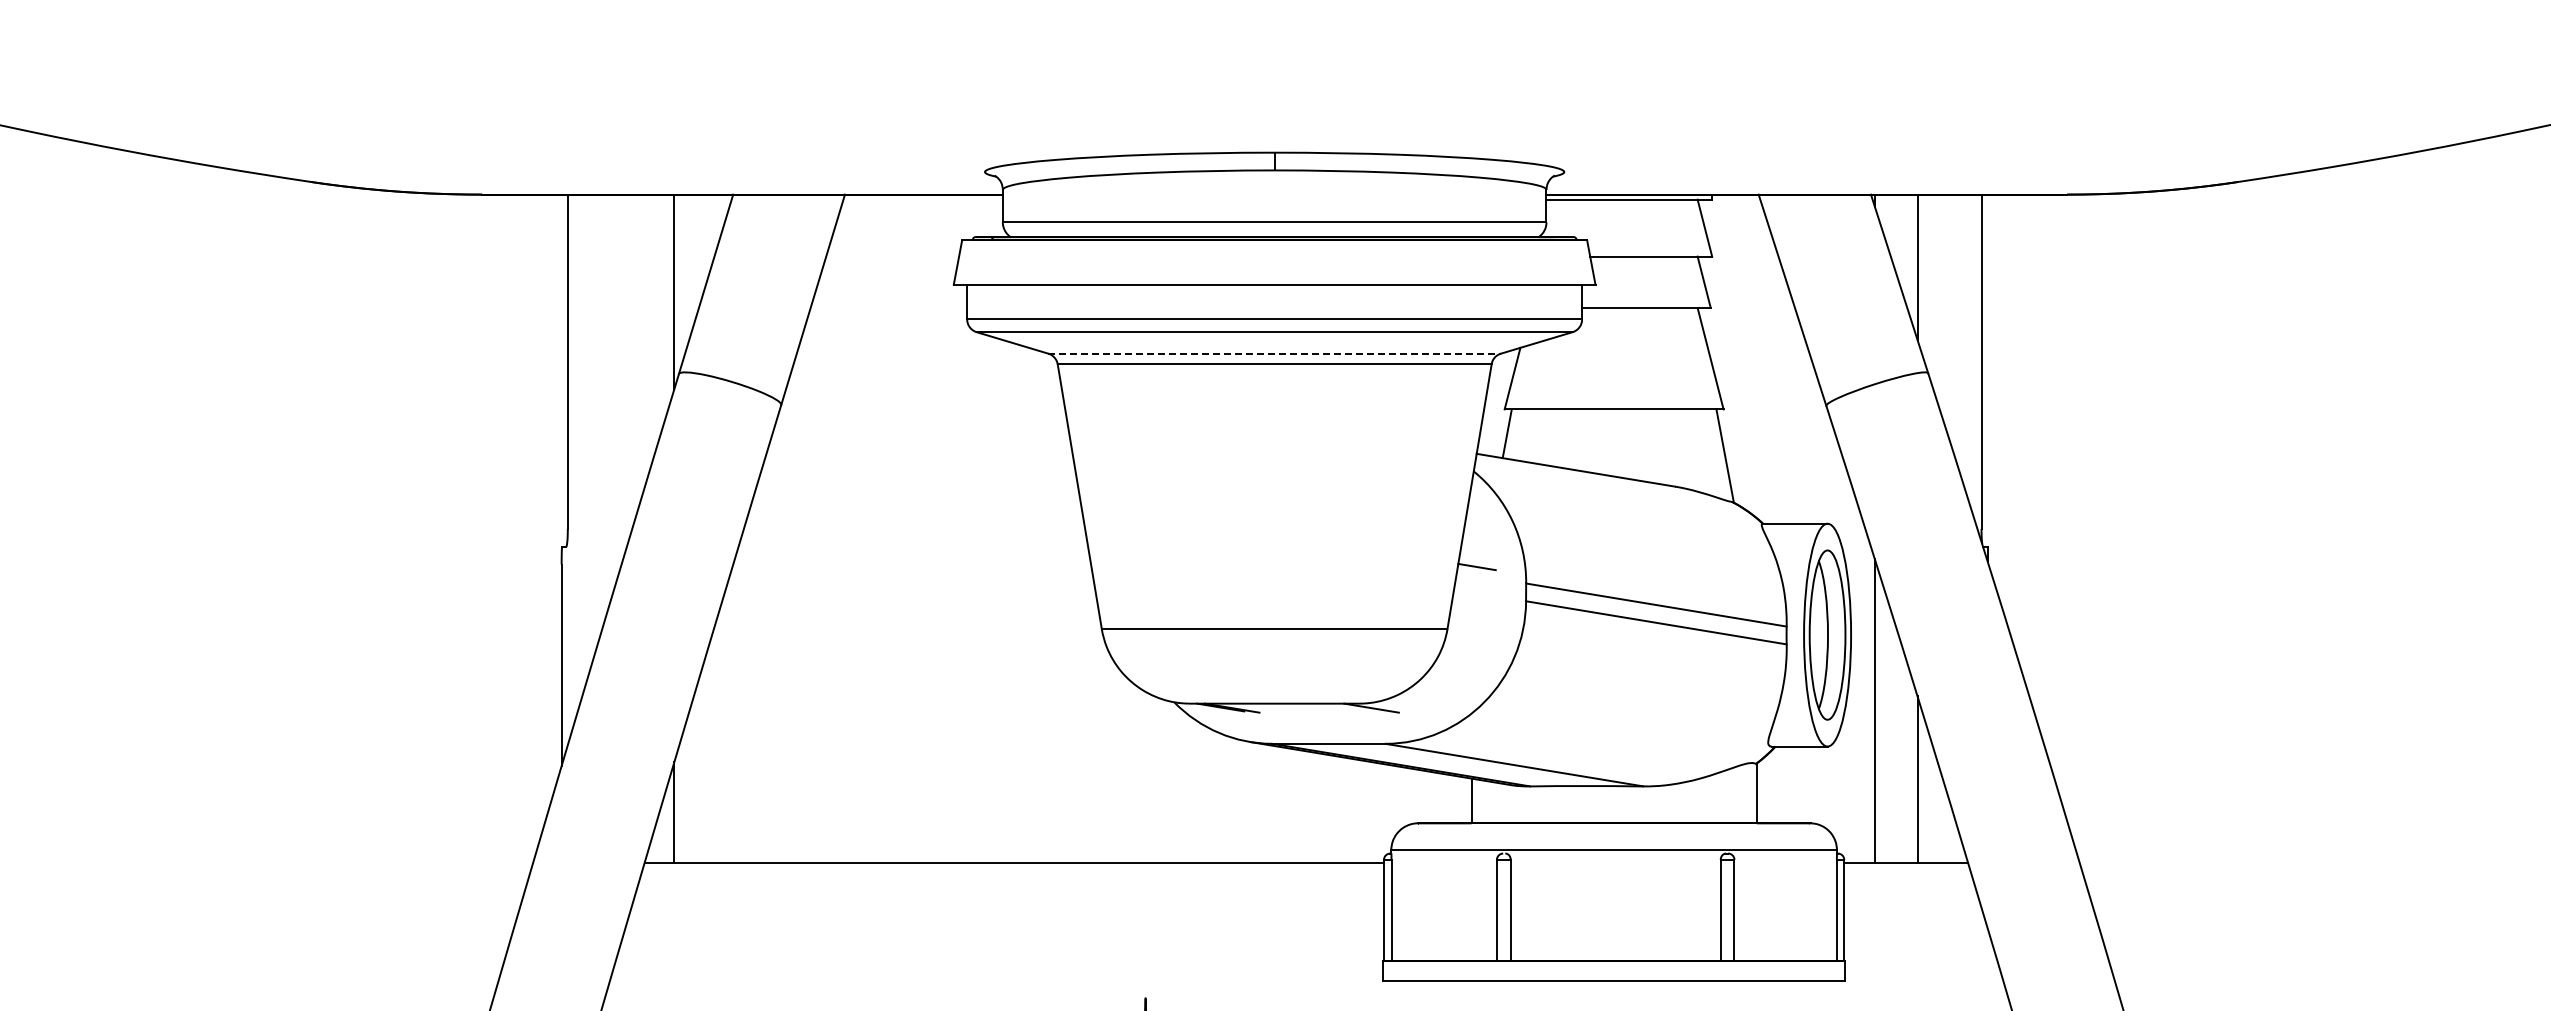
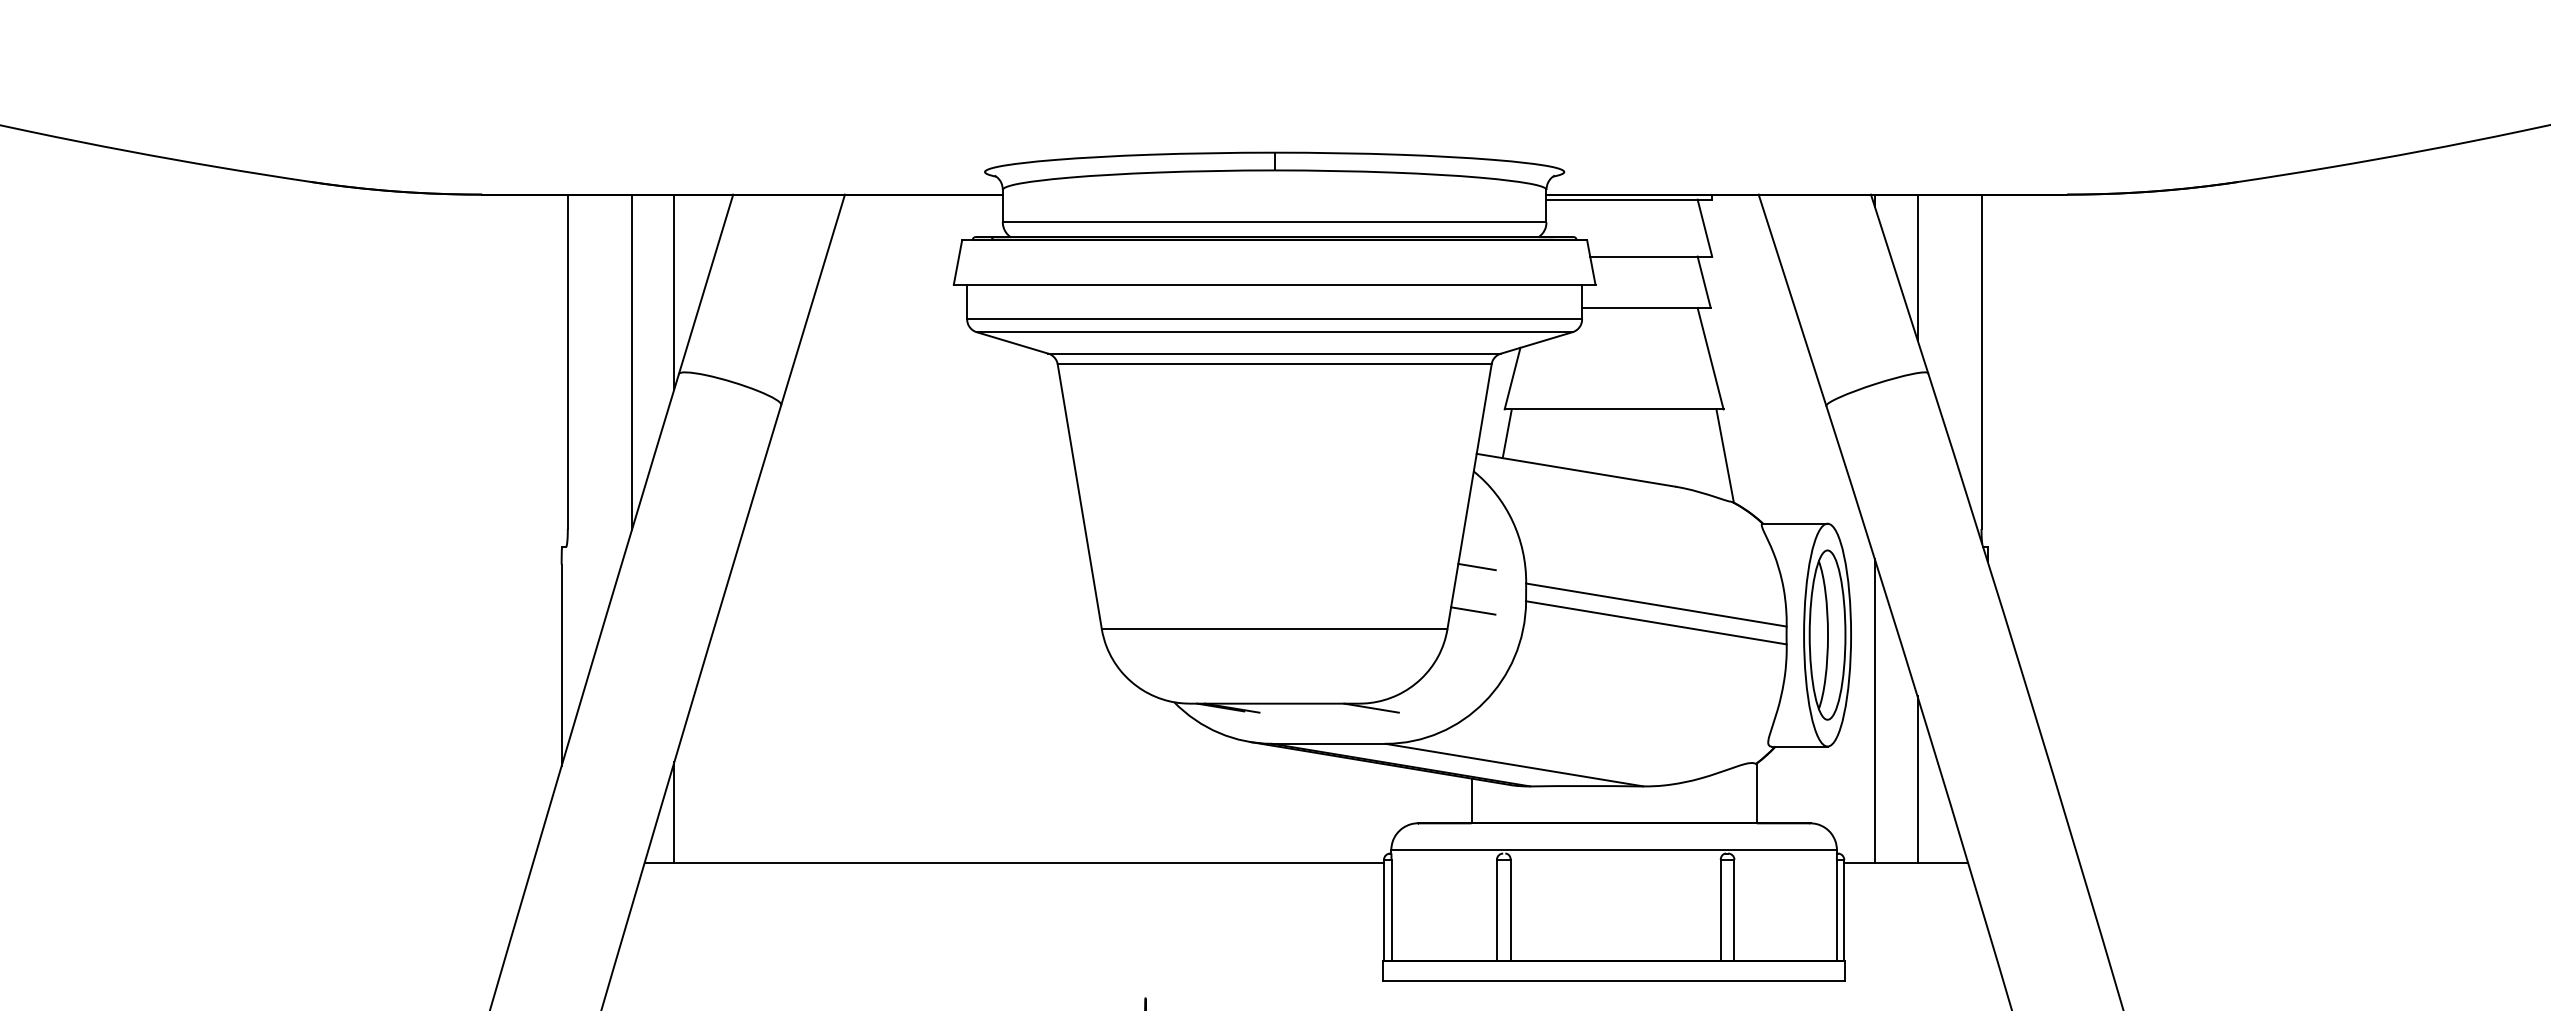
line: dashed -> solid (1275, 353)
line: none -> present (631, 362)
line: none -> present (1473, 610)
